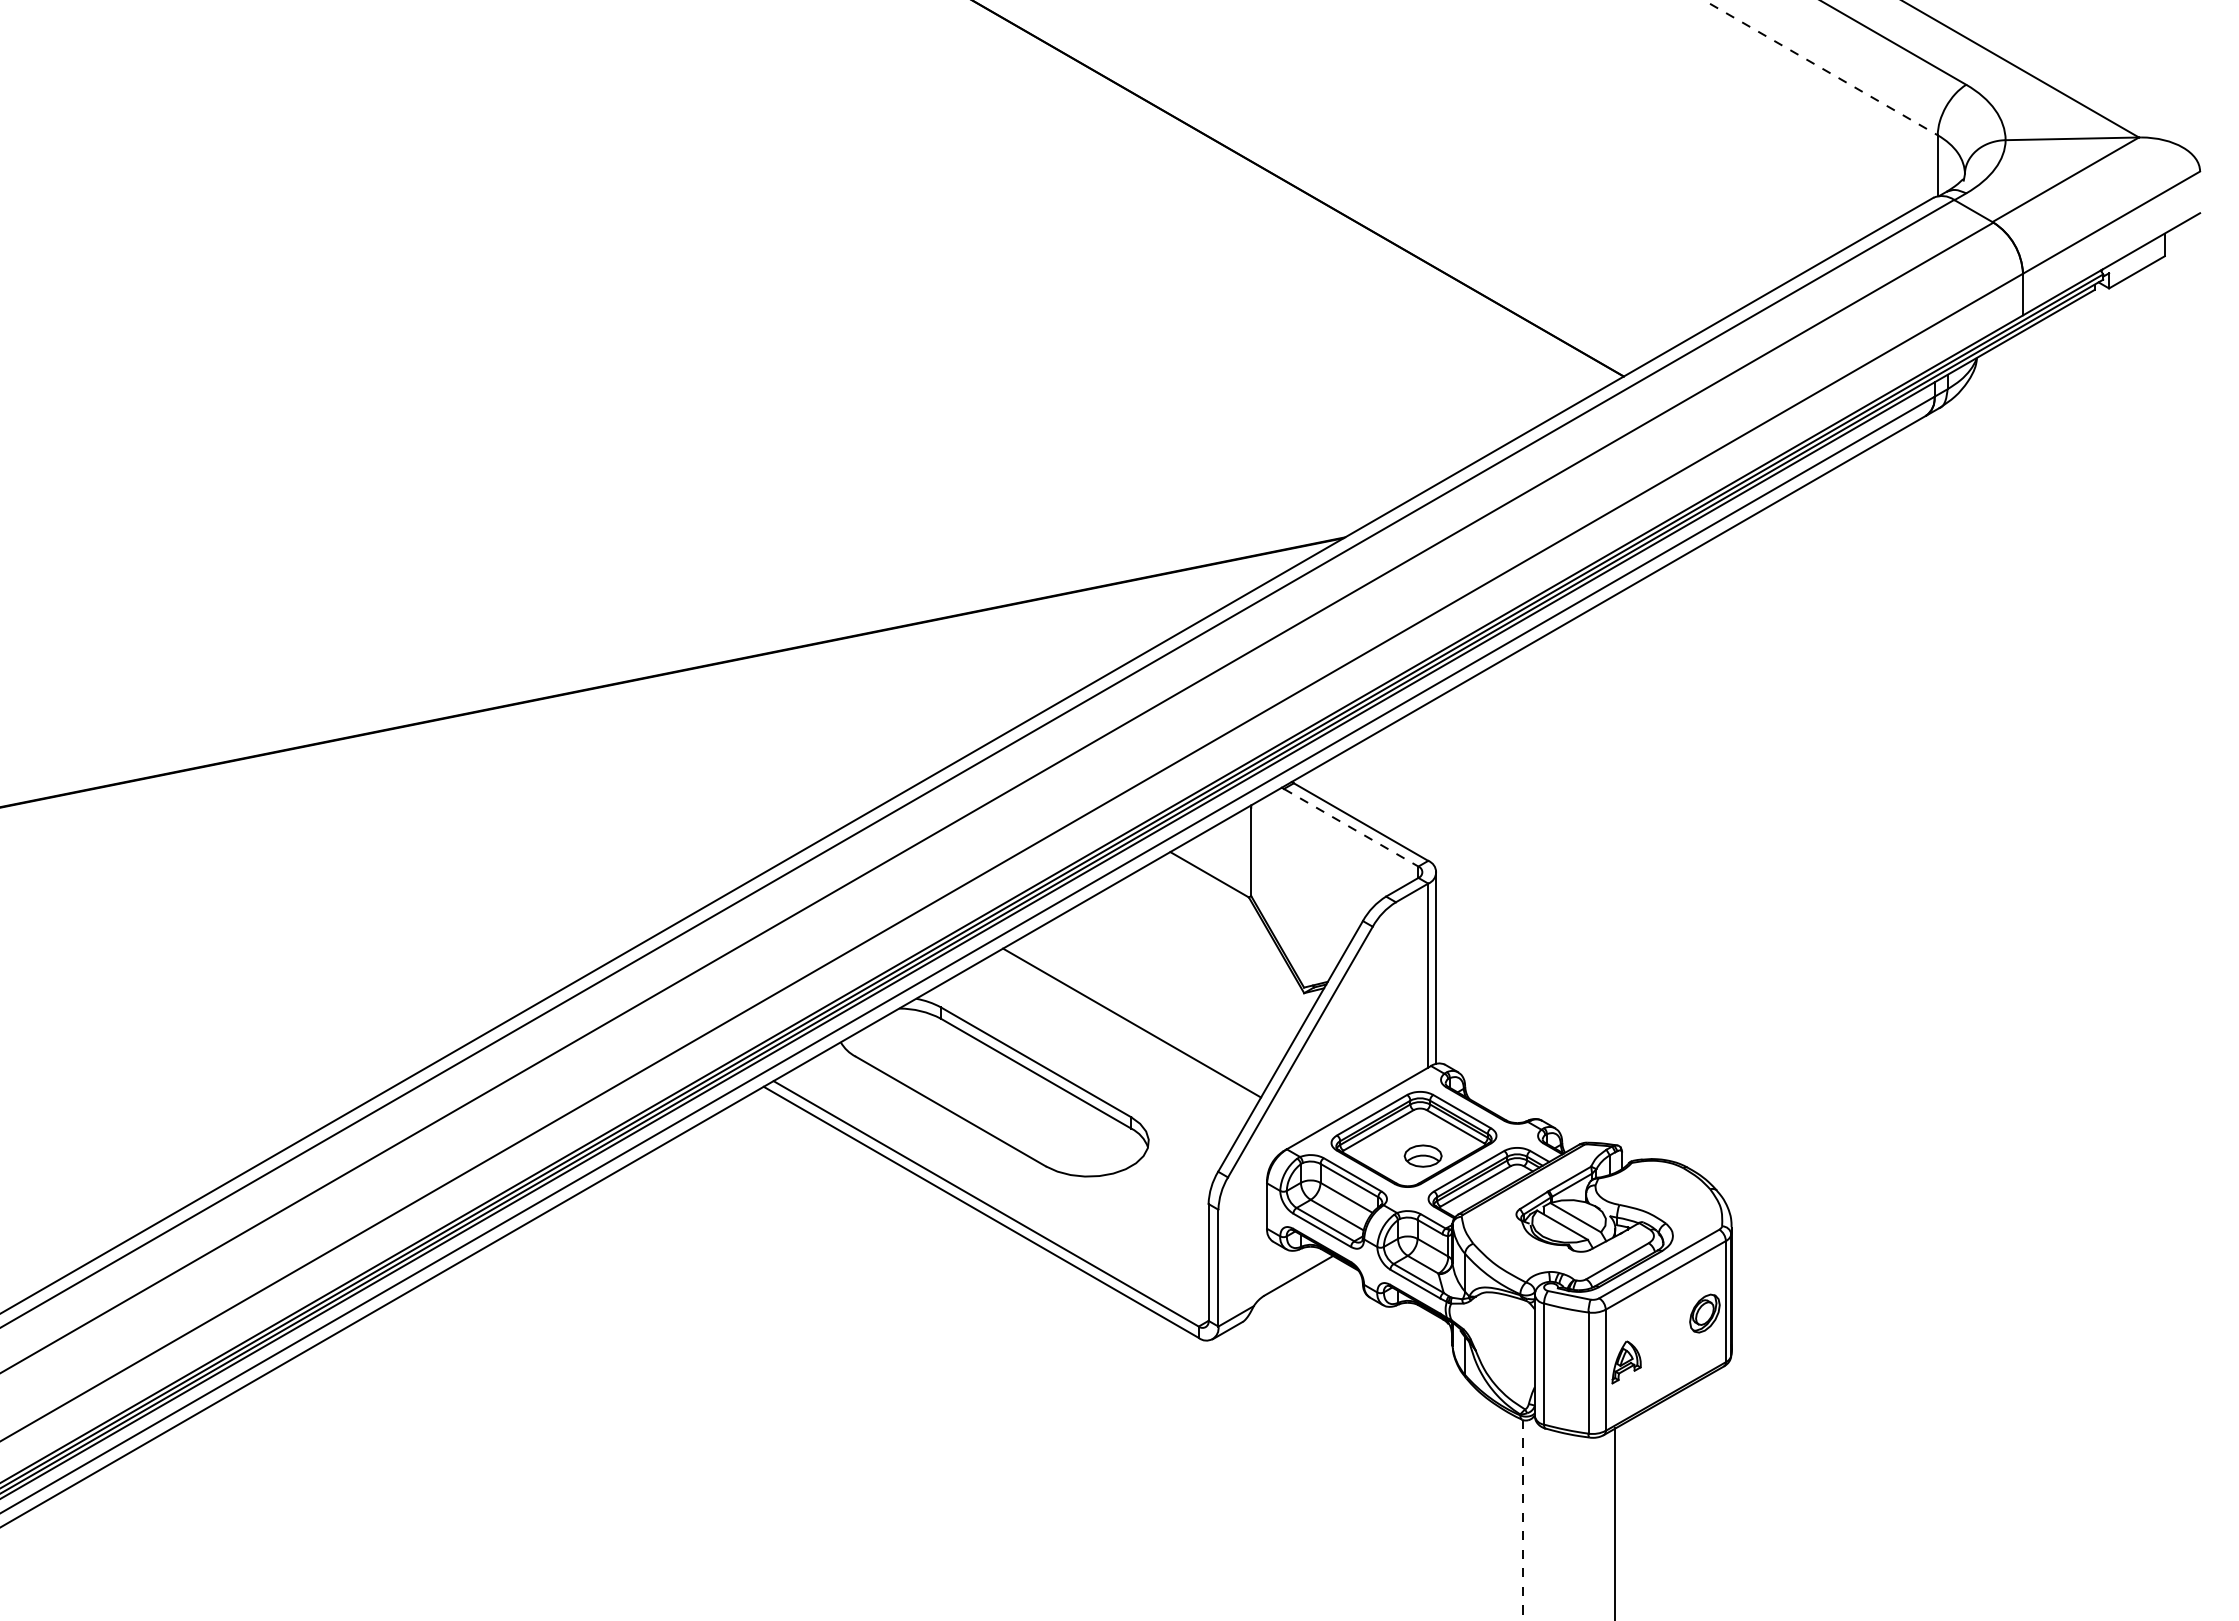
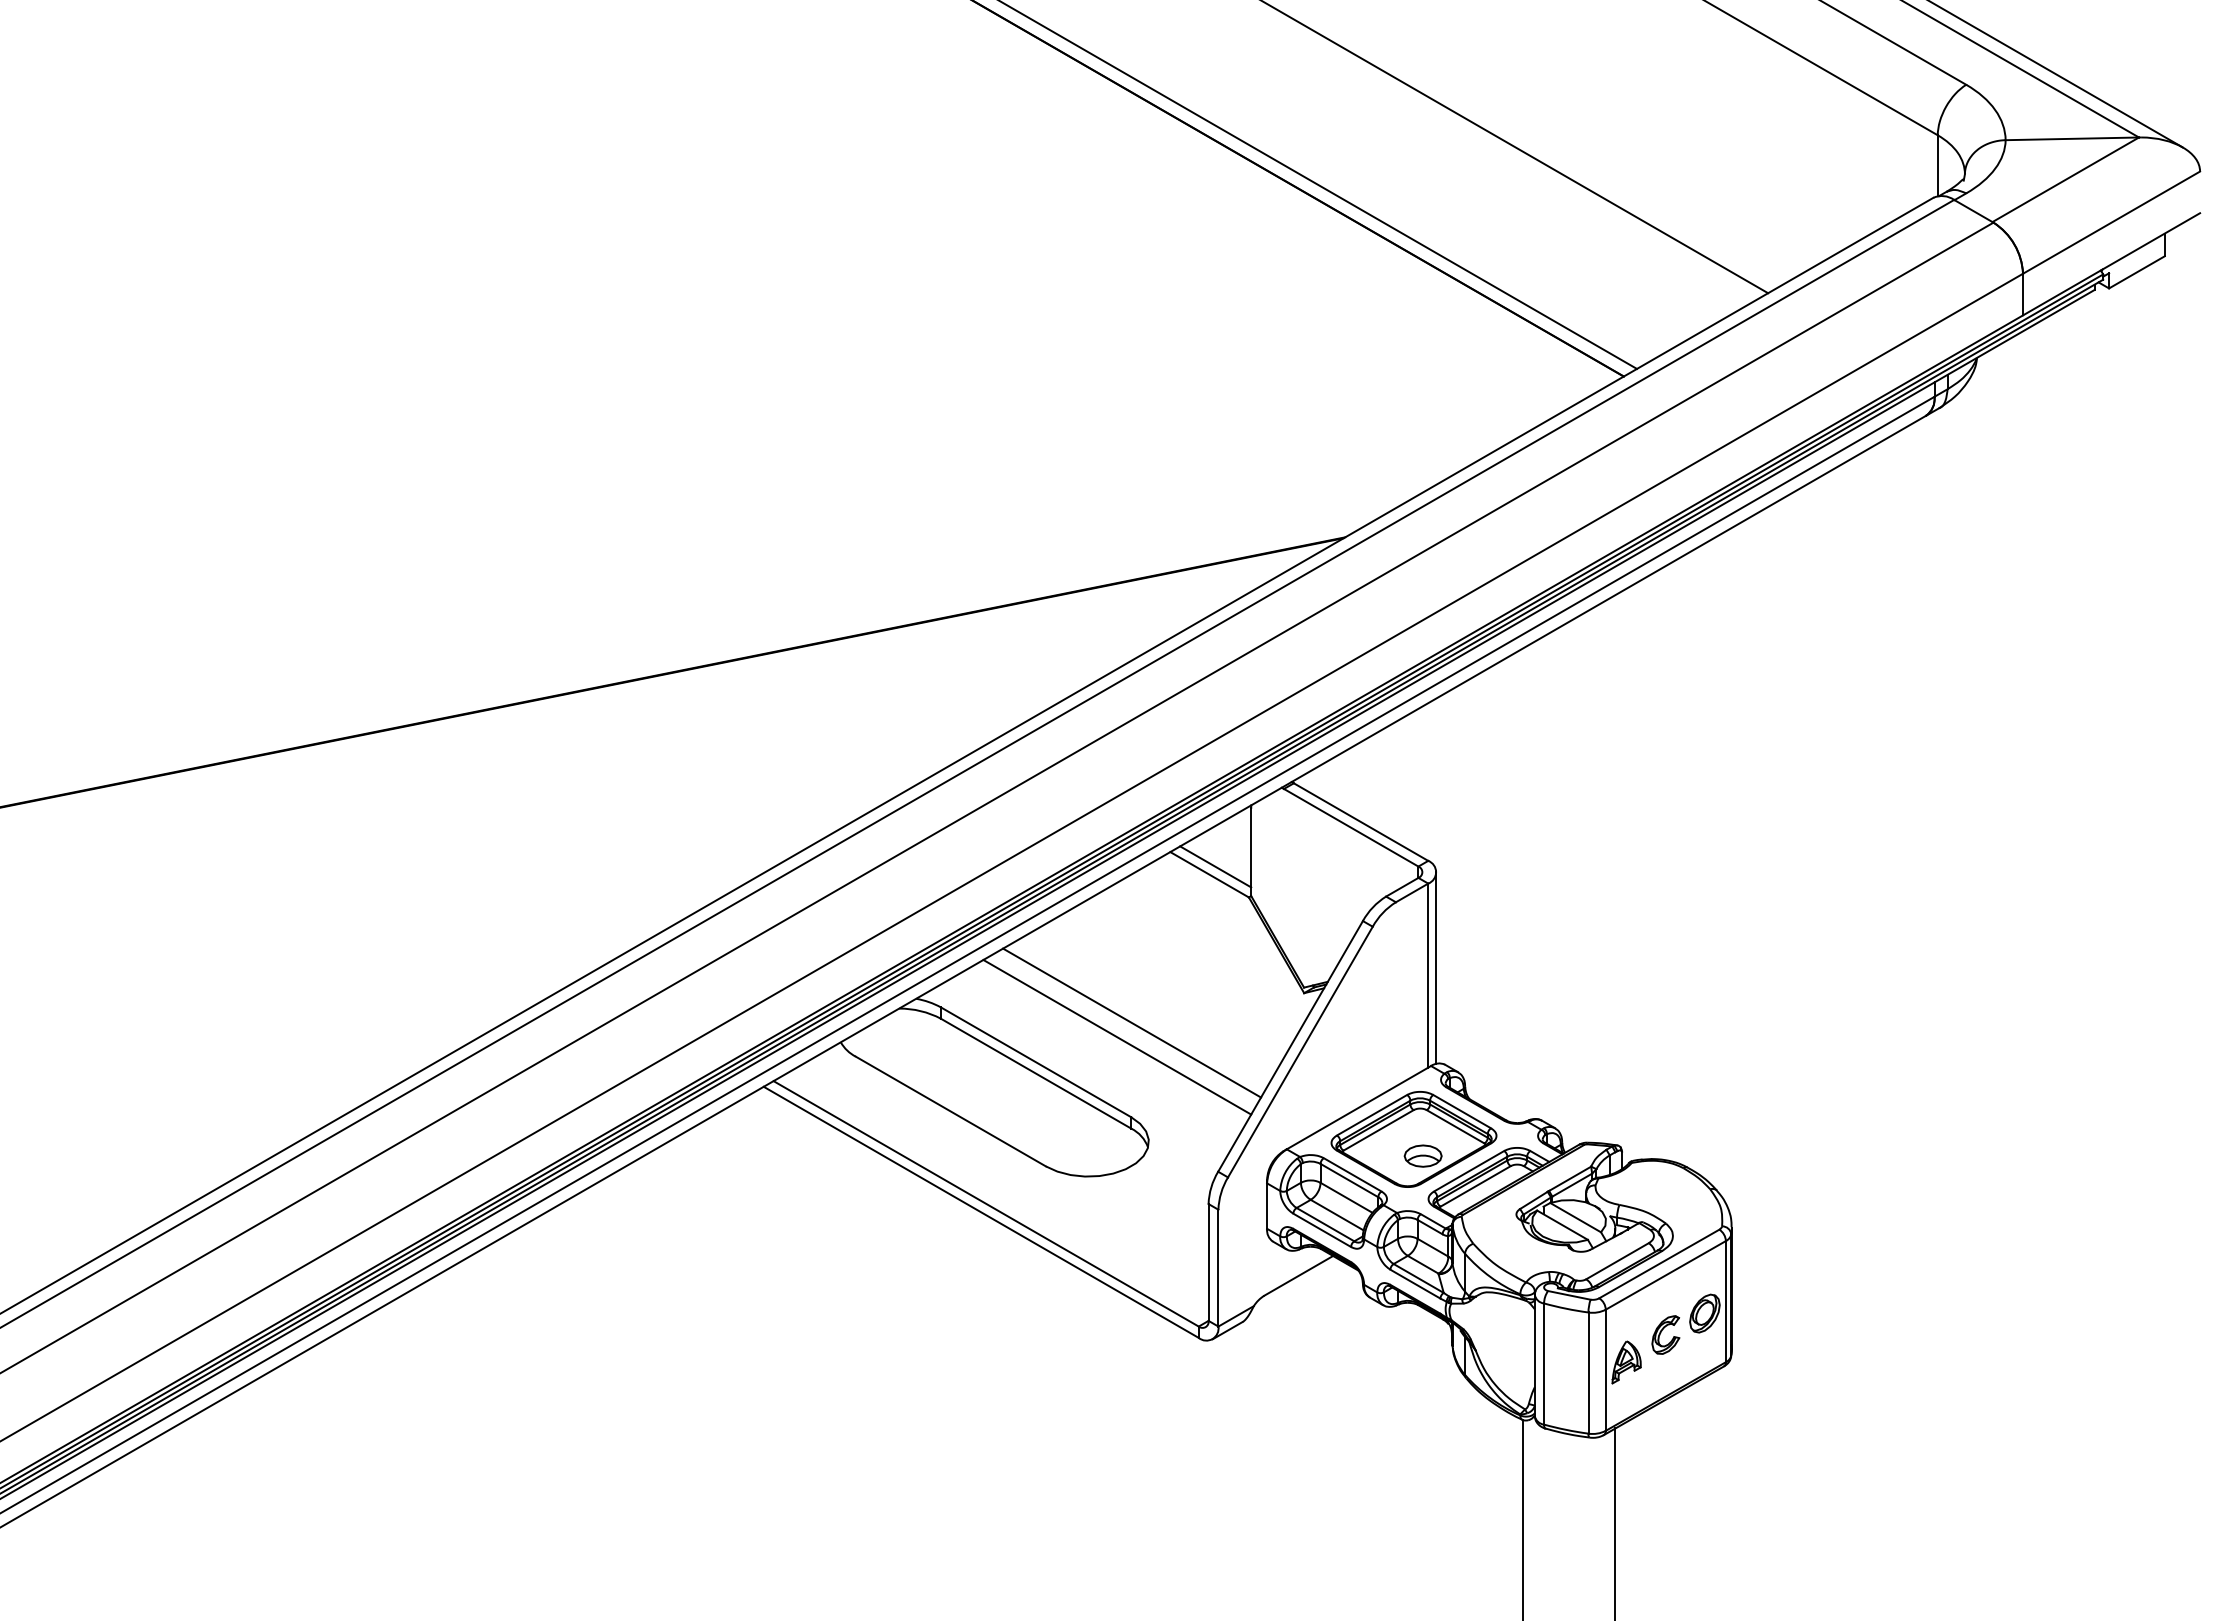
line: dashed -> solid (1820, 67)
line: none -> present (2056, 74)
line: none -> present (1516, 147)
line: none -> present (1319, 185)
line: dashed -> solid (1351, 827)
line: none -> present (1215, 866)
line: none -> present (1117, 1036)
part: none -> present (1665, 1334)
line: dashed -> solid (1522, 1520)
